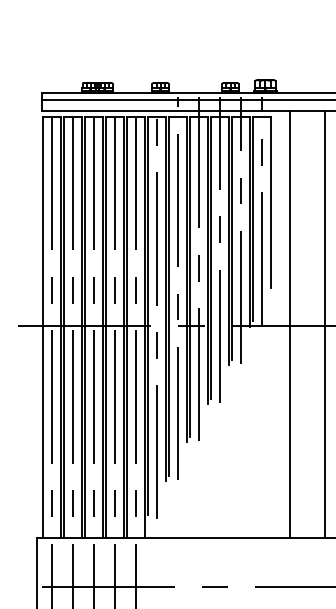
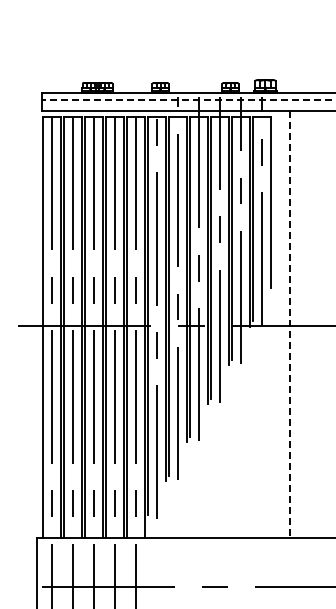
line: solid -> dashed (188, 99)
line: solid -> dashed (289, 324)
line: present -> none (324, 324)
